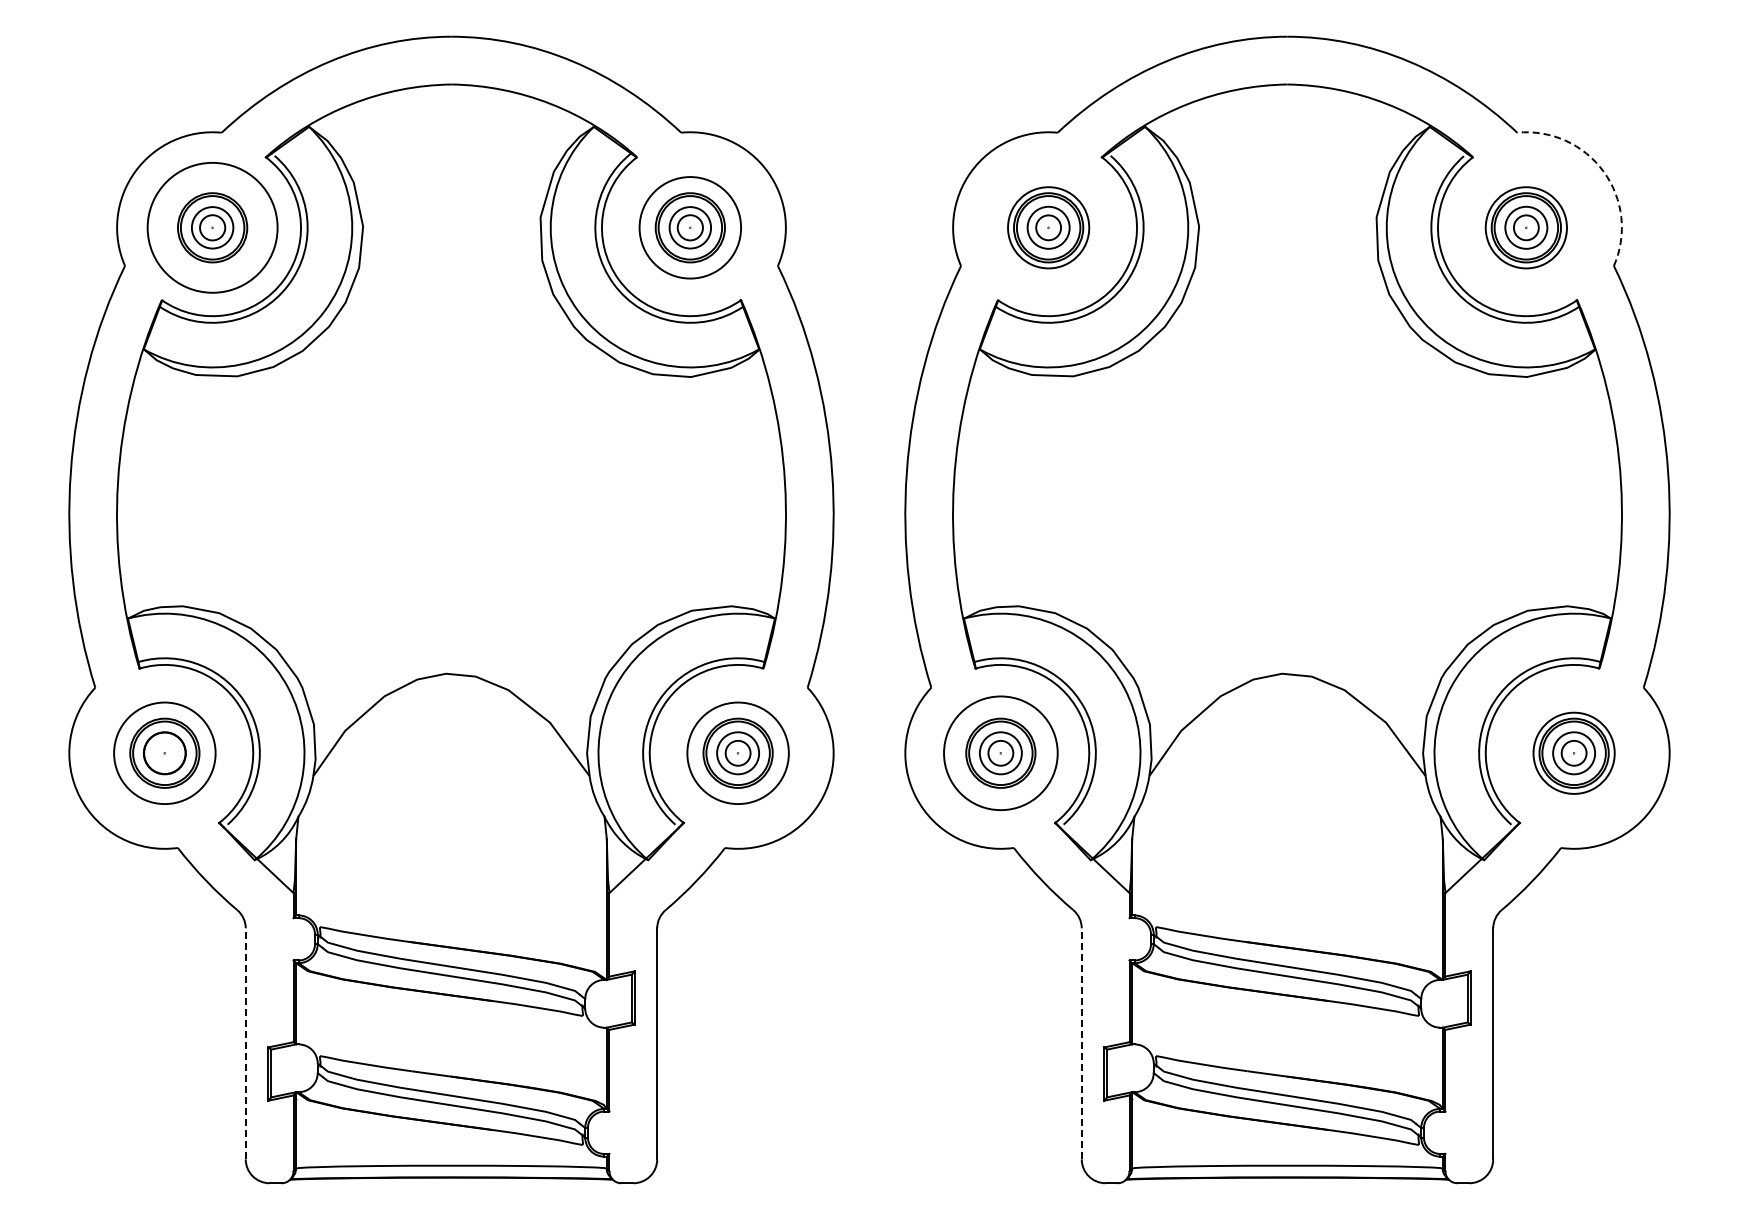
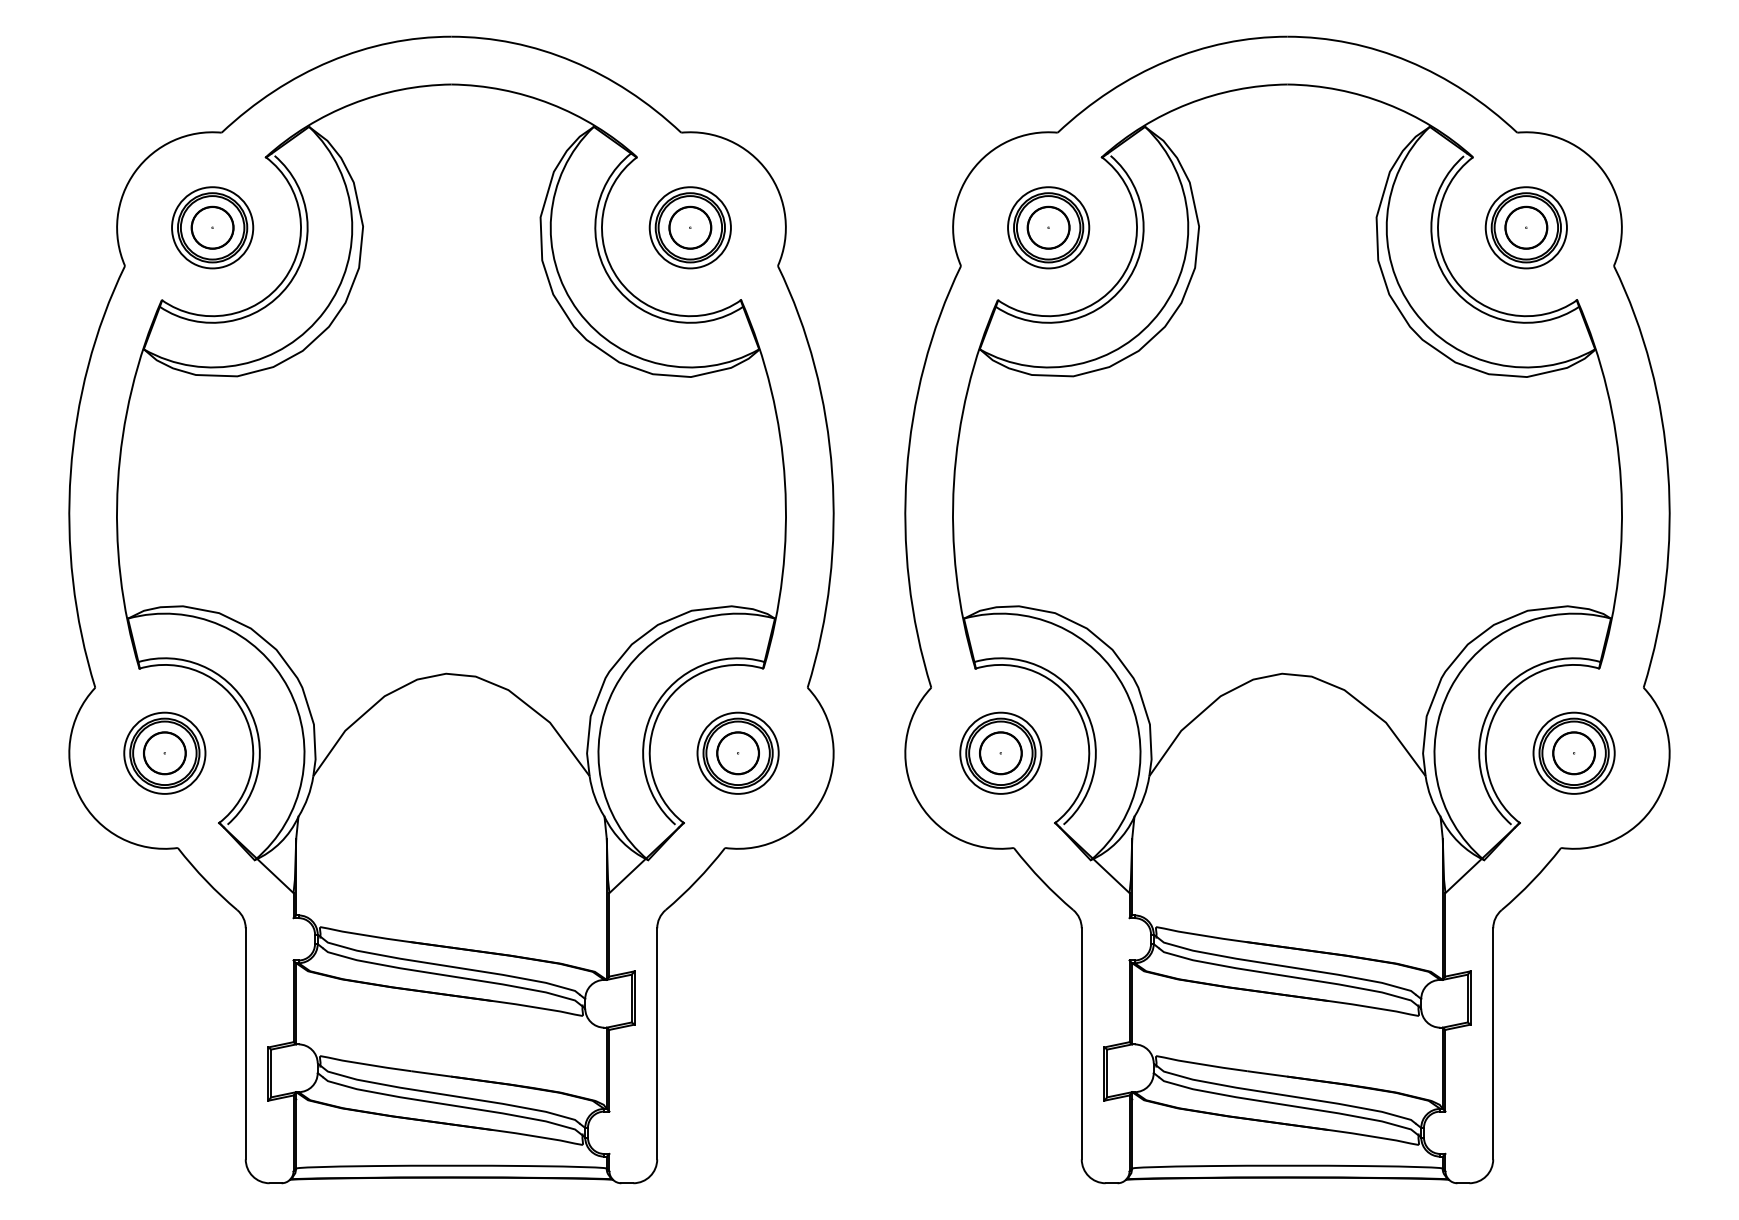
arc: dashed -> solid (1603, 171)
circle diameter: 130 px -> 81 px (212, 227)
circle diameter: 25 px -> 42 px (212, 227)
circle diameter: 25 px -> 42 px (690, 227)
circle diameter: 102 px -> 81 px (689, 227)
circle diameter: 25 px -> 41 px (1048, 227)
circle diameter: 25 px -> 41 px (1526, 227)
circle diameter: 25 px -> 41 px (737, 753)
circle diameter: 25 px -> 41 px (1000, 753)
circle diameter: 25 px -> 41 px (1573, 753)
circle diameter: 102 px -> 81 px (164, 752)
circle diameter: 102 px -> 81 px (737, 752)
circle diameter: 114 px -> 81 px (1000, 752)
line: dashed -> solid (245, 1043)
line: dashed -> solid (1081, 1043)
